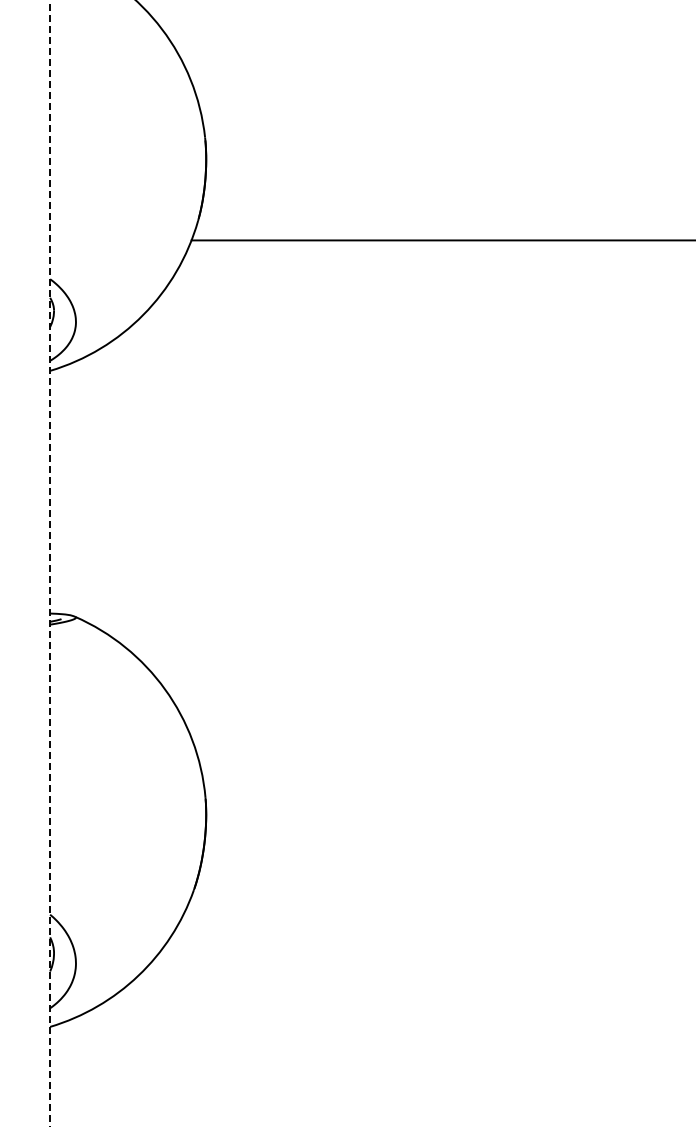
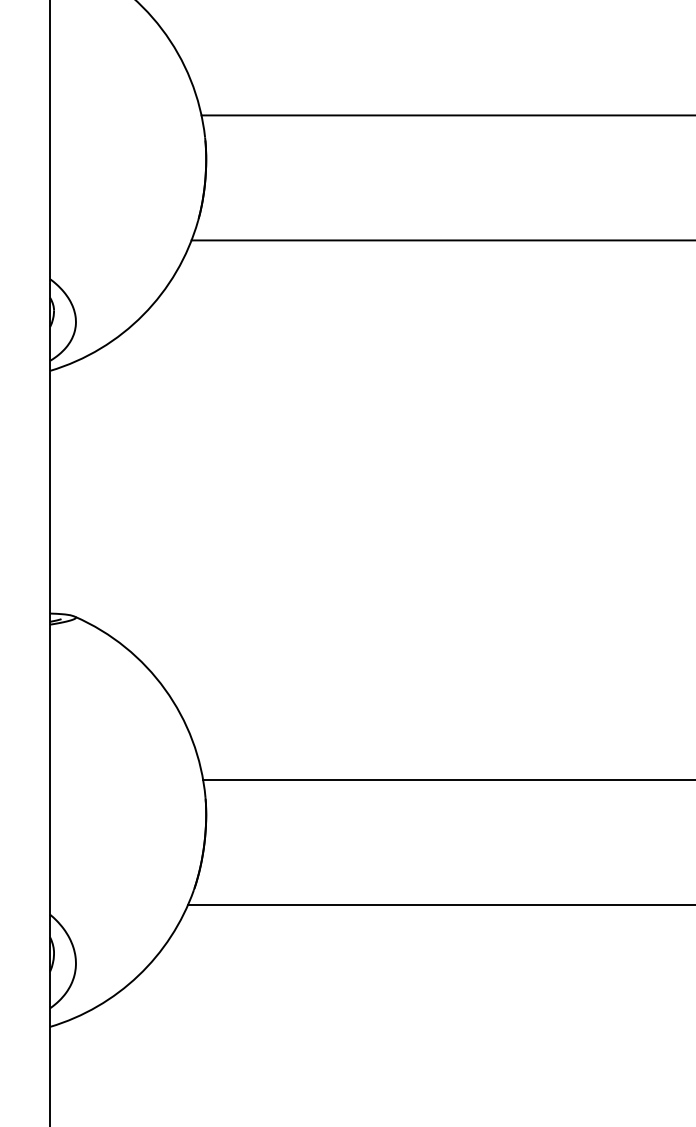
line: none -> present (446, 115)
line: dashed -> solid (50, 562)
line: none -> present (447, 779)
line: none -> present (440, 904)
